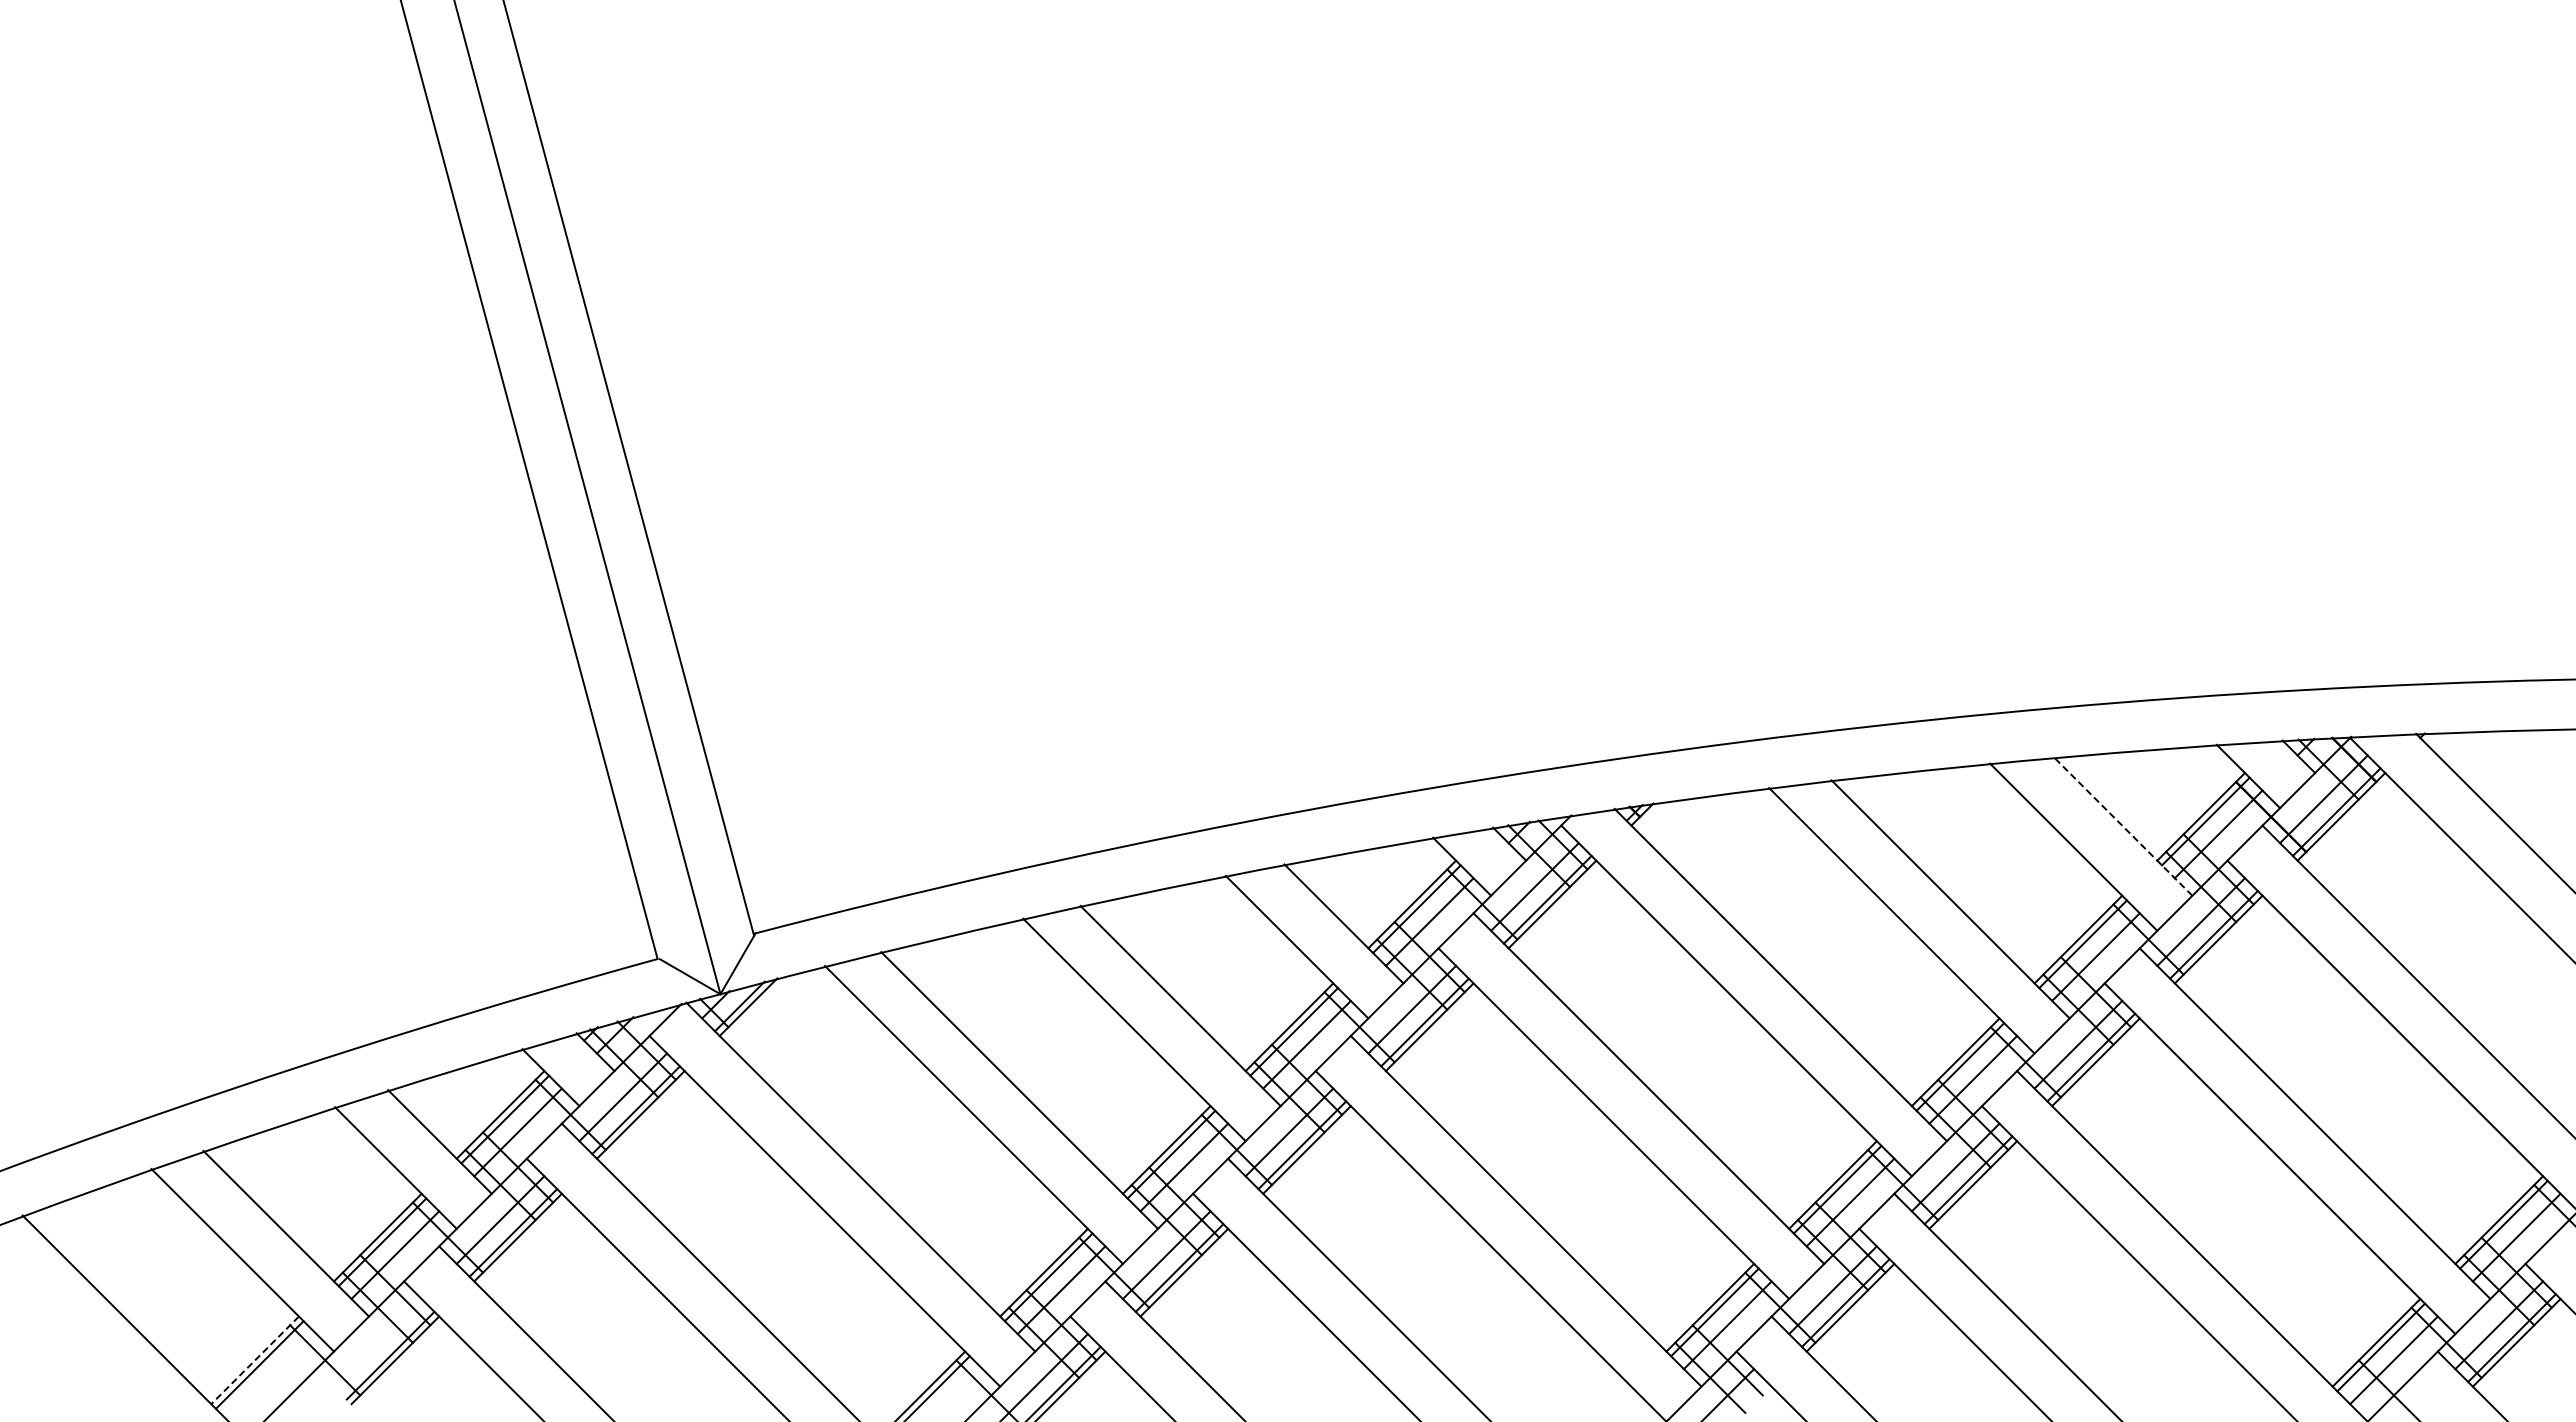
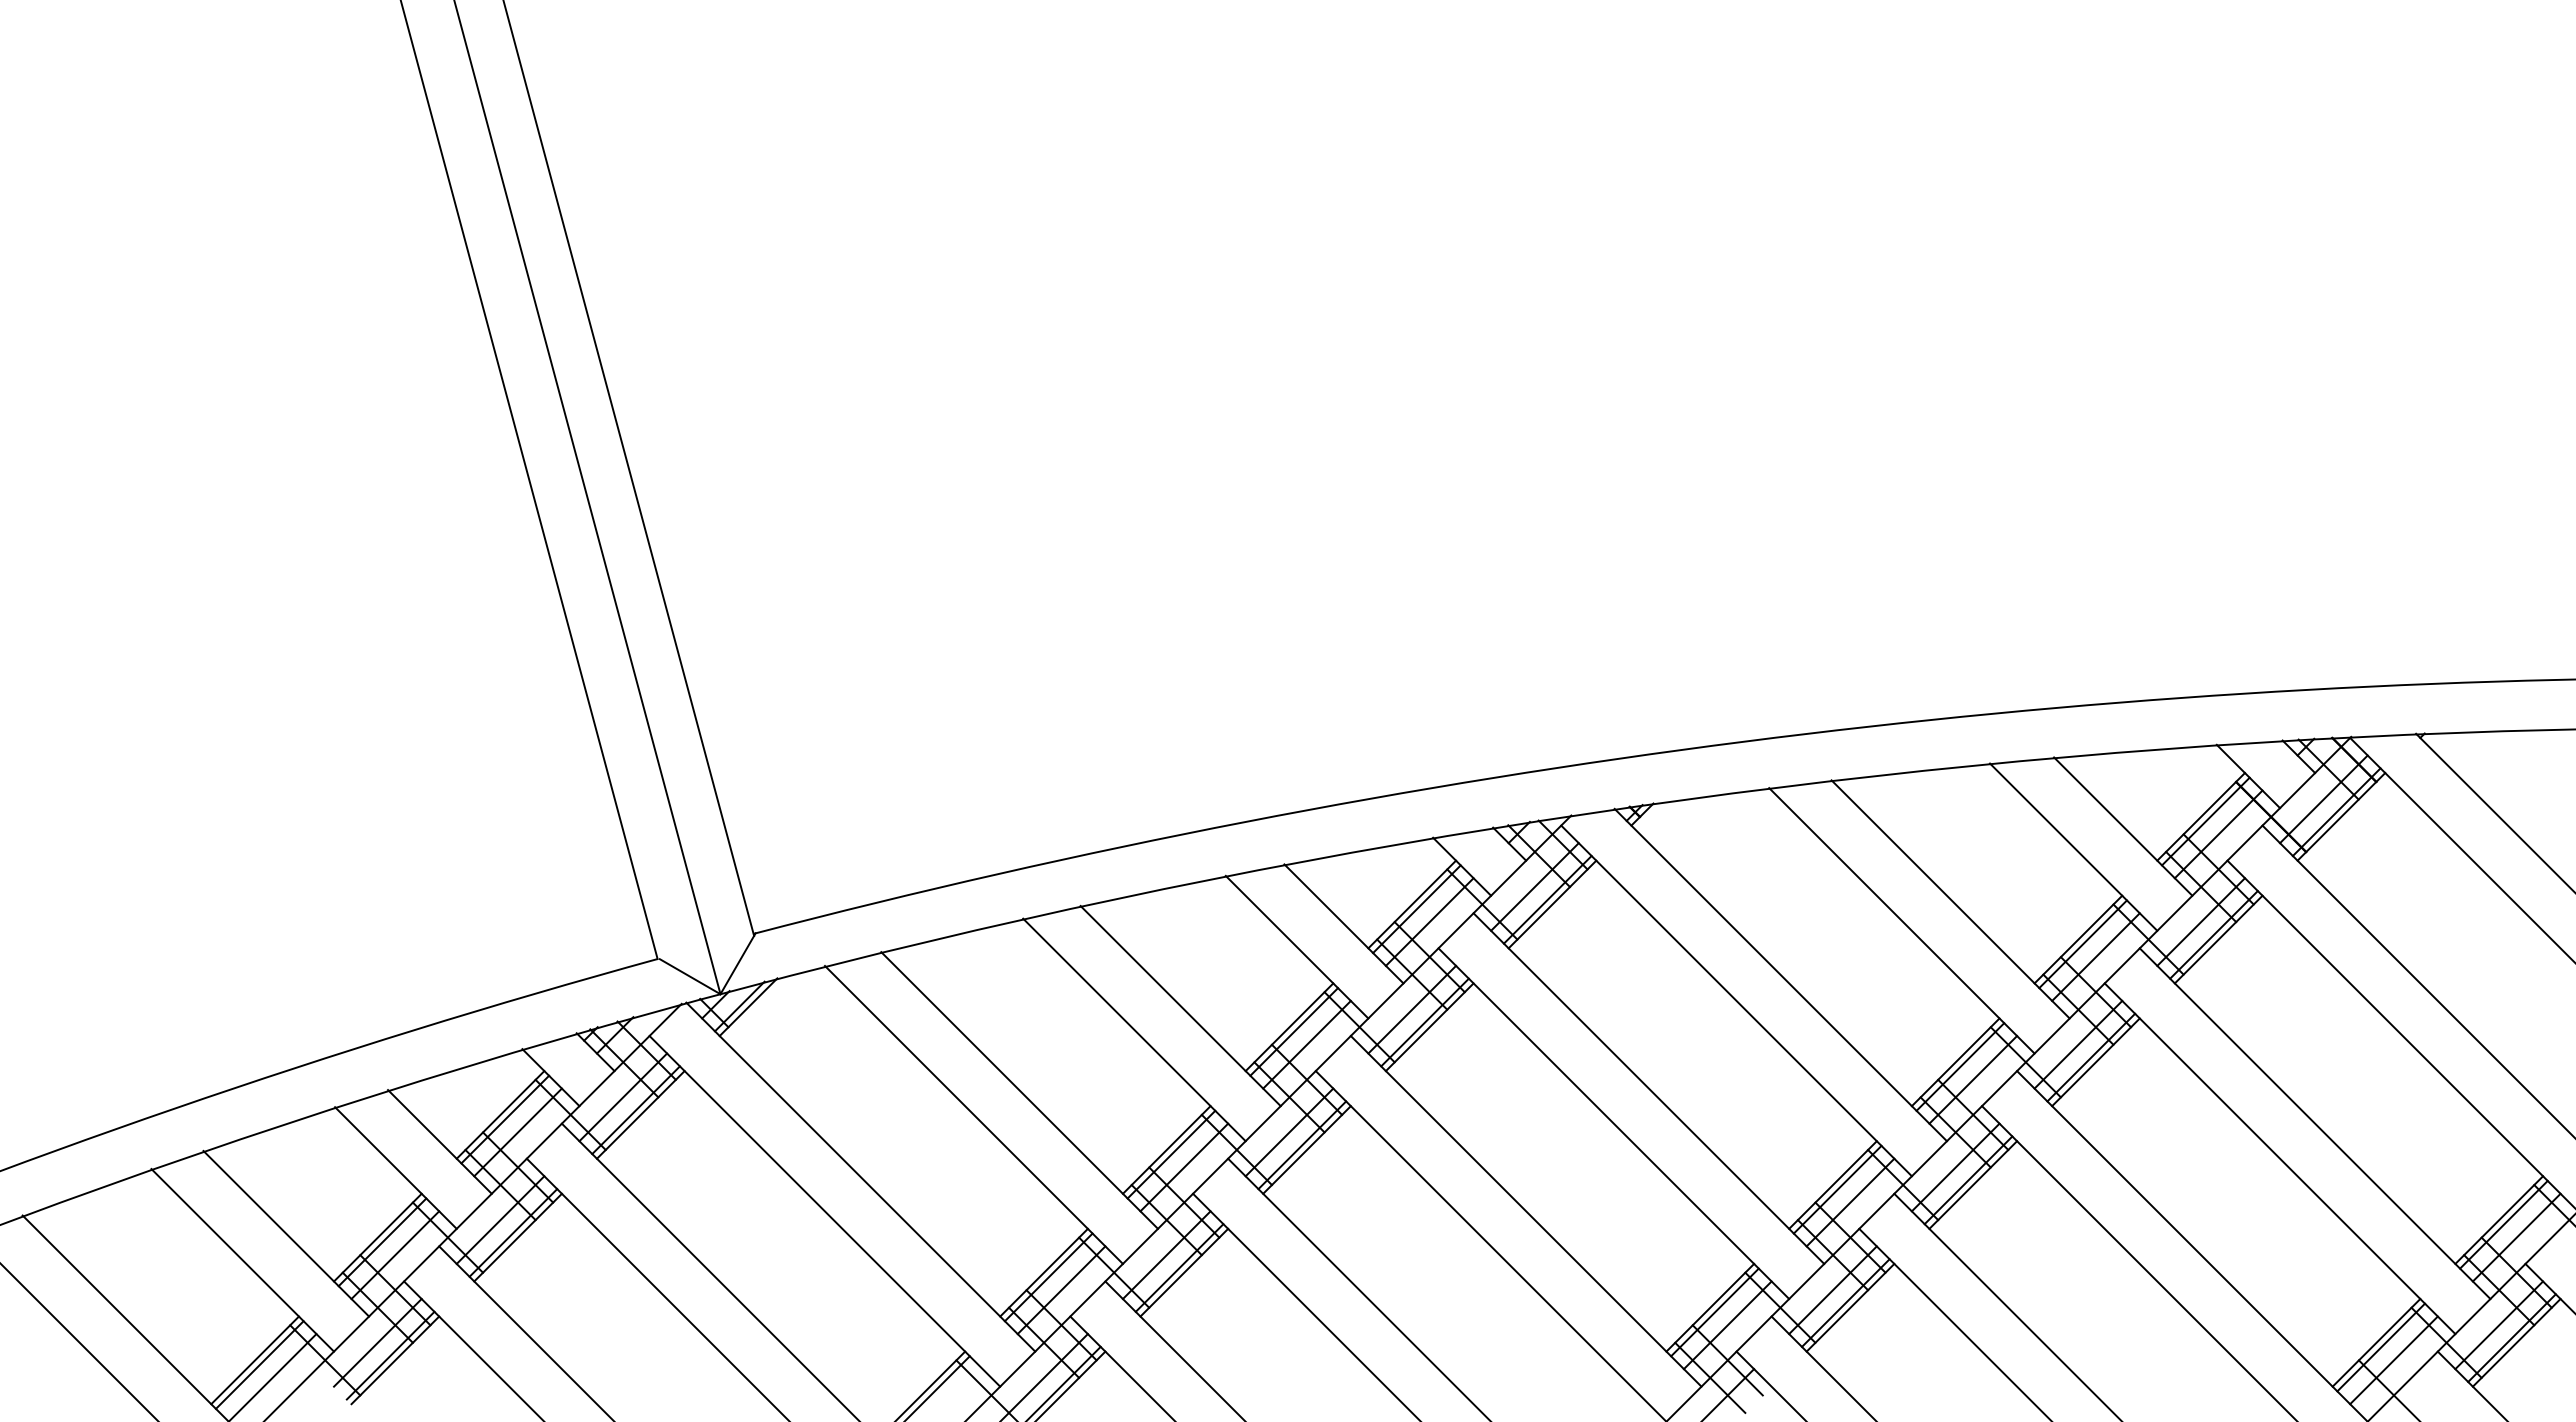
line: dashed -> solid (2123, 826)
line: none -> present (78, 1341)
line: none -> present (377, 1342)
line: dashed -> solid (255, 1360)
line: none -> present (273, 1376)
